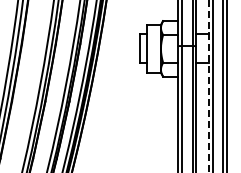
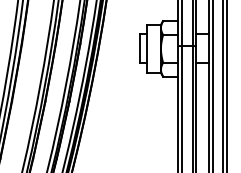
line: dashed -> solid (208, 86)
